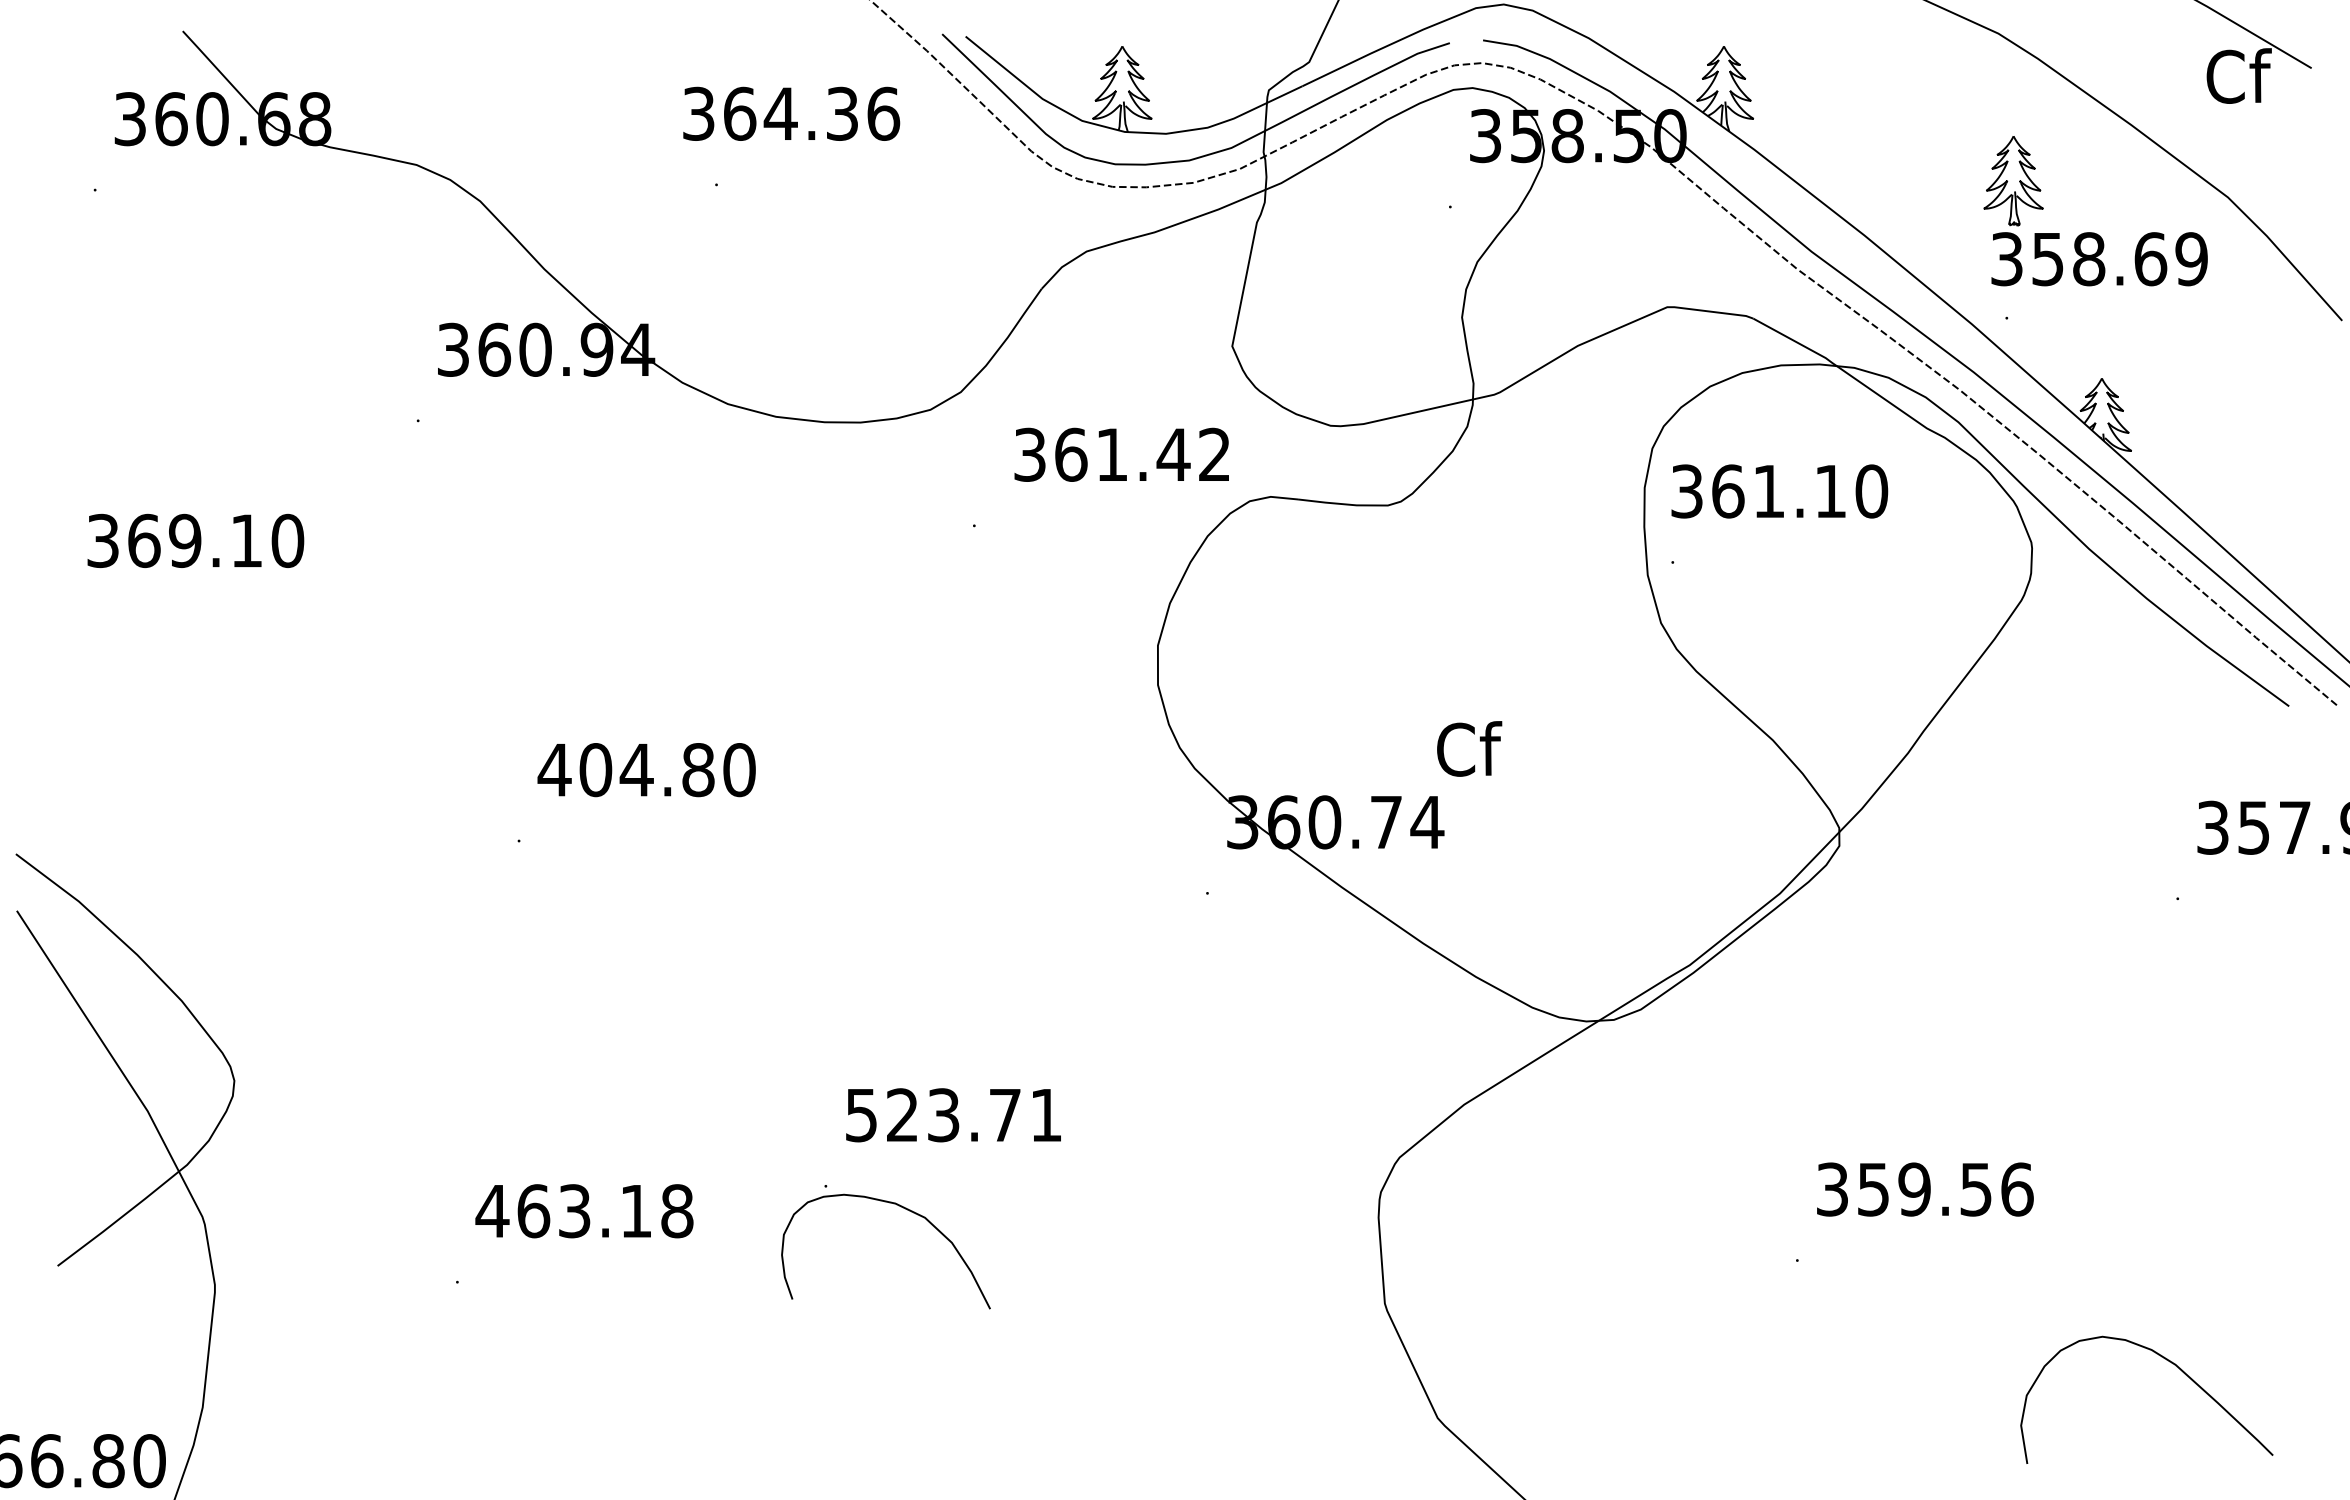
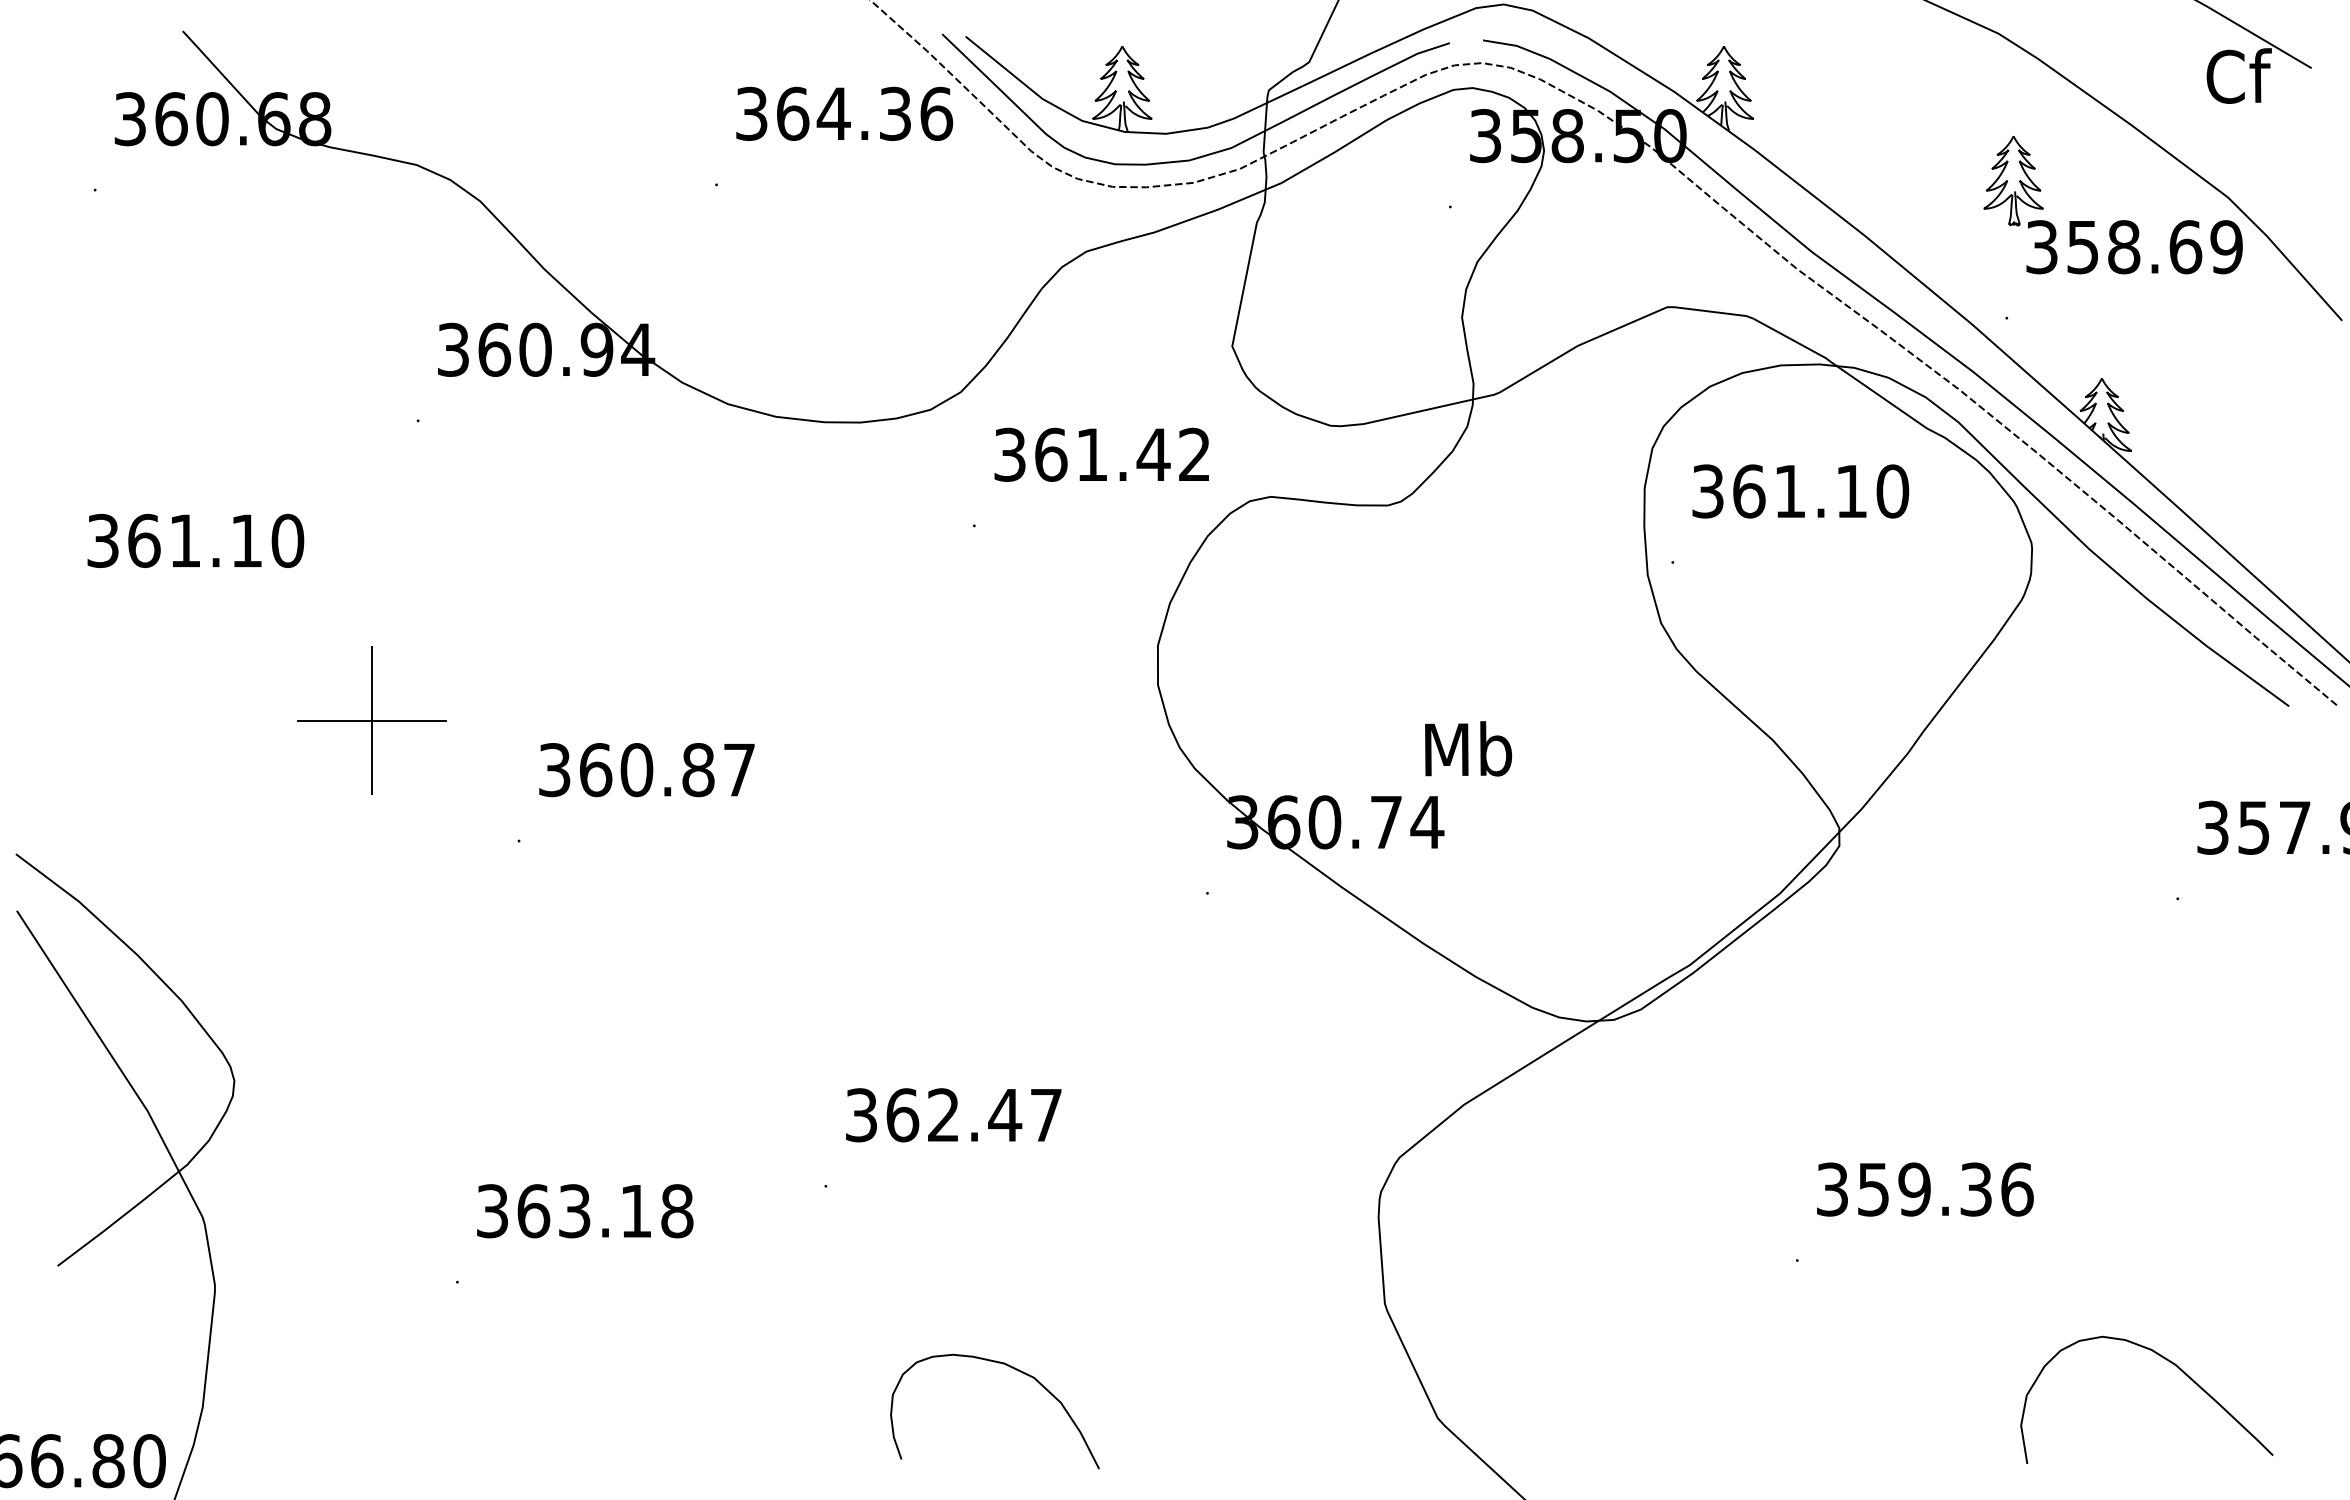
text position: (791, 113) -> (844, 113) (844, 113)
text position: (2099, 259) -> (2134, 247) (2134, 247)
text position: (1121, 454) -> (1101, 454) (1101, 454)
text position: (1779, 491) -> (1800, 491) (1800, 491)
text: 369.10 -> 361.10 (185, 540)
part: none -> present (371, 720)
text: Cf -> Mb (1468, 748)
text: 404.80 -> 360.87 (646, 770)
text: 523.71 -> 362.47 (953, 1115)
text: 359.56 -> 359.36 (1976, 1189)
curve position: (905, 1209) -> (1014, 1369) (1014, 1369)
text: 463.18 -> 363.18 (492, 1211)
